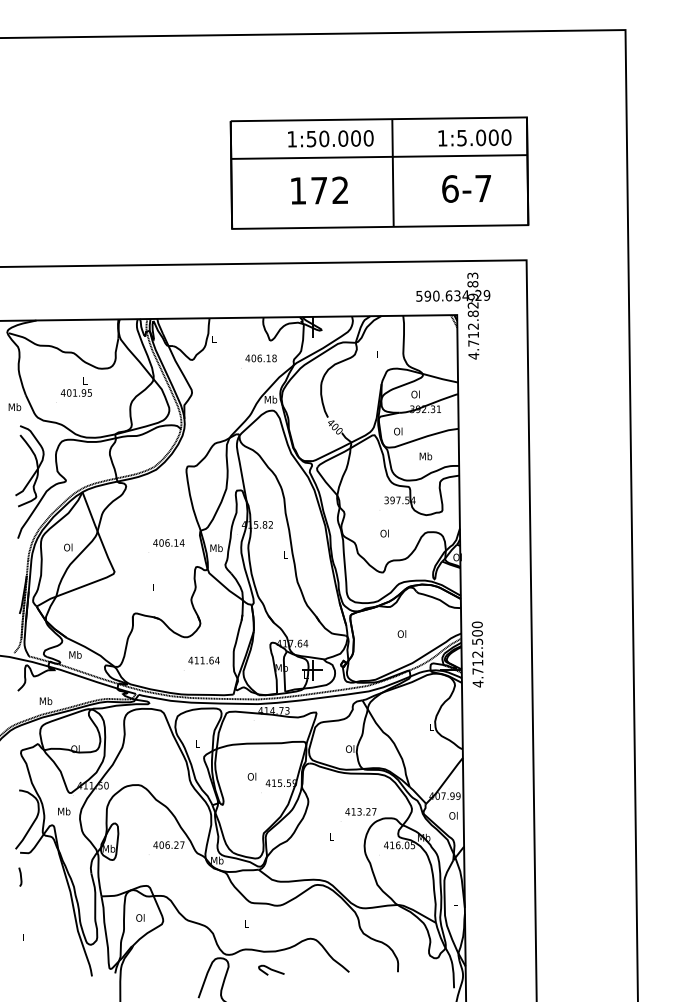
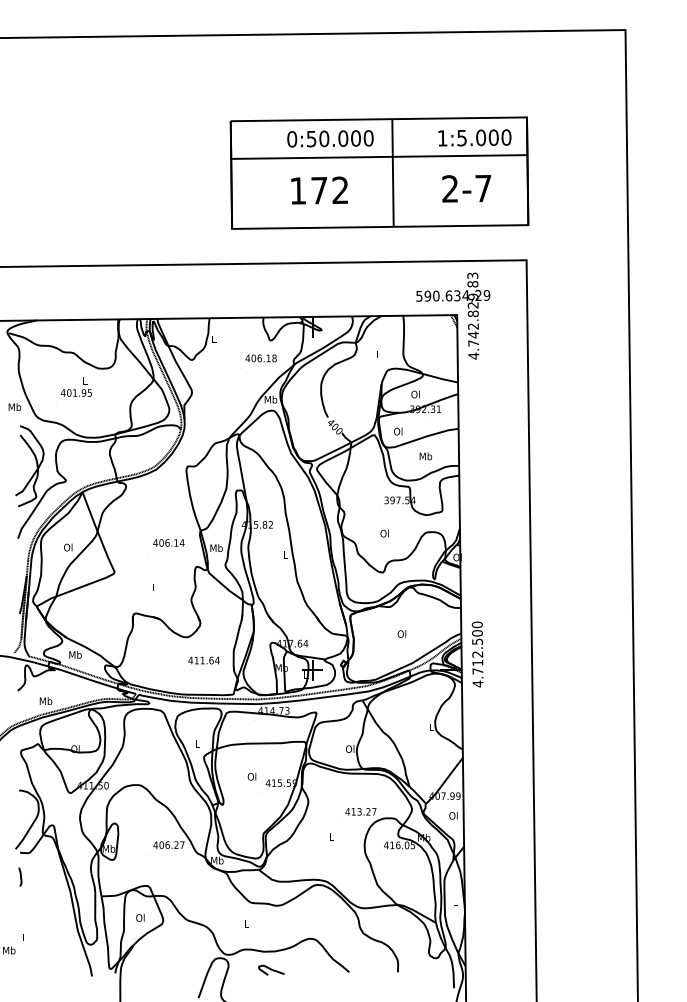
text: 1:50.000 -> 0:50.000 (292, 139)
text: 6-7 -> 2-7 (450, 188)
text: 4.712.829,83 -> 4.742.829,83 (473, 334)
text position: (64, 811) -> (9, 950) (9, 950)
